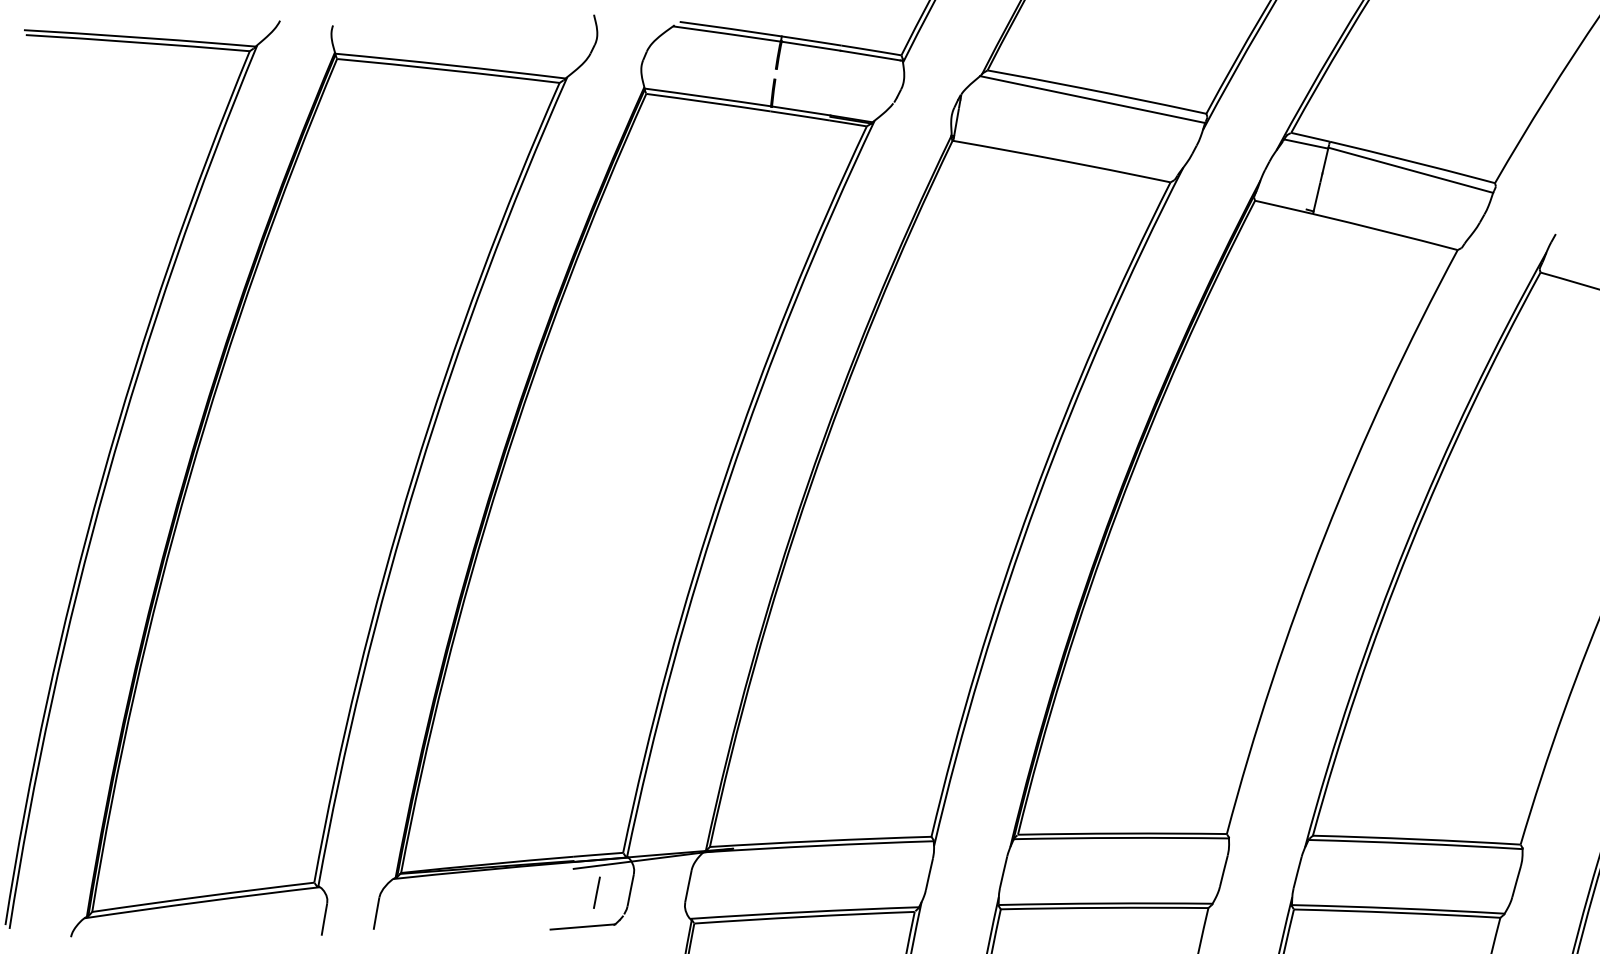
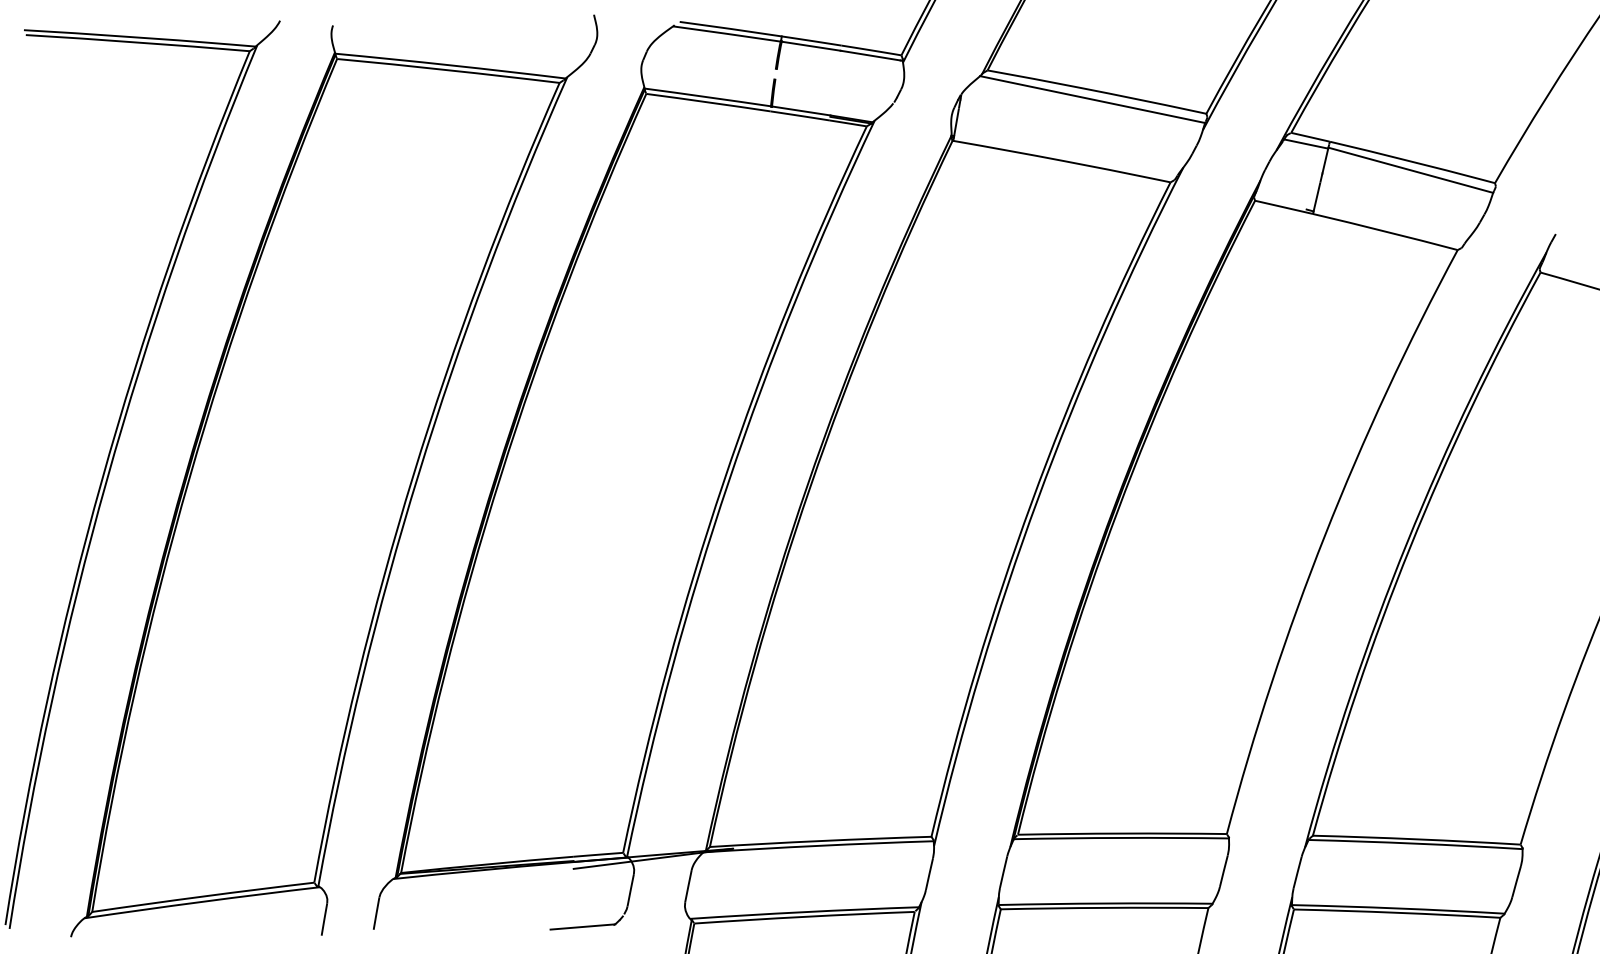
line: present -> none (596, 892)
